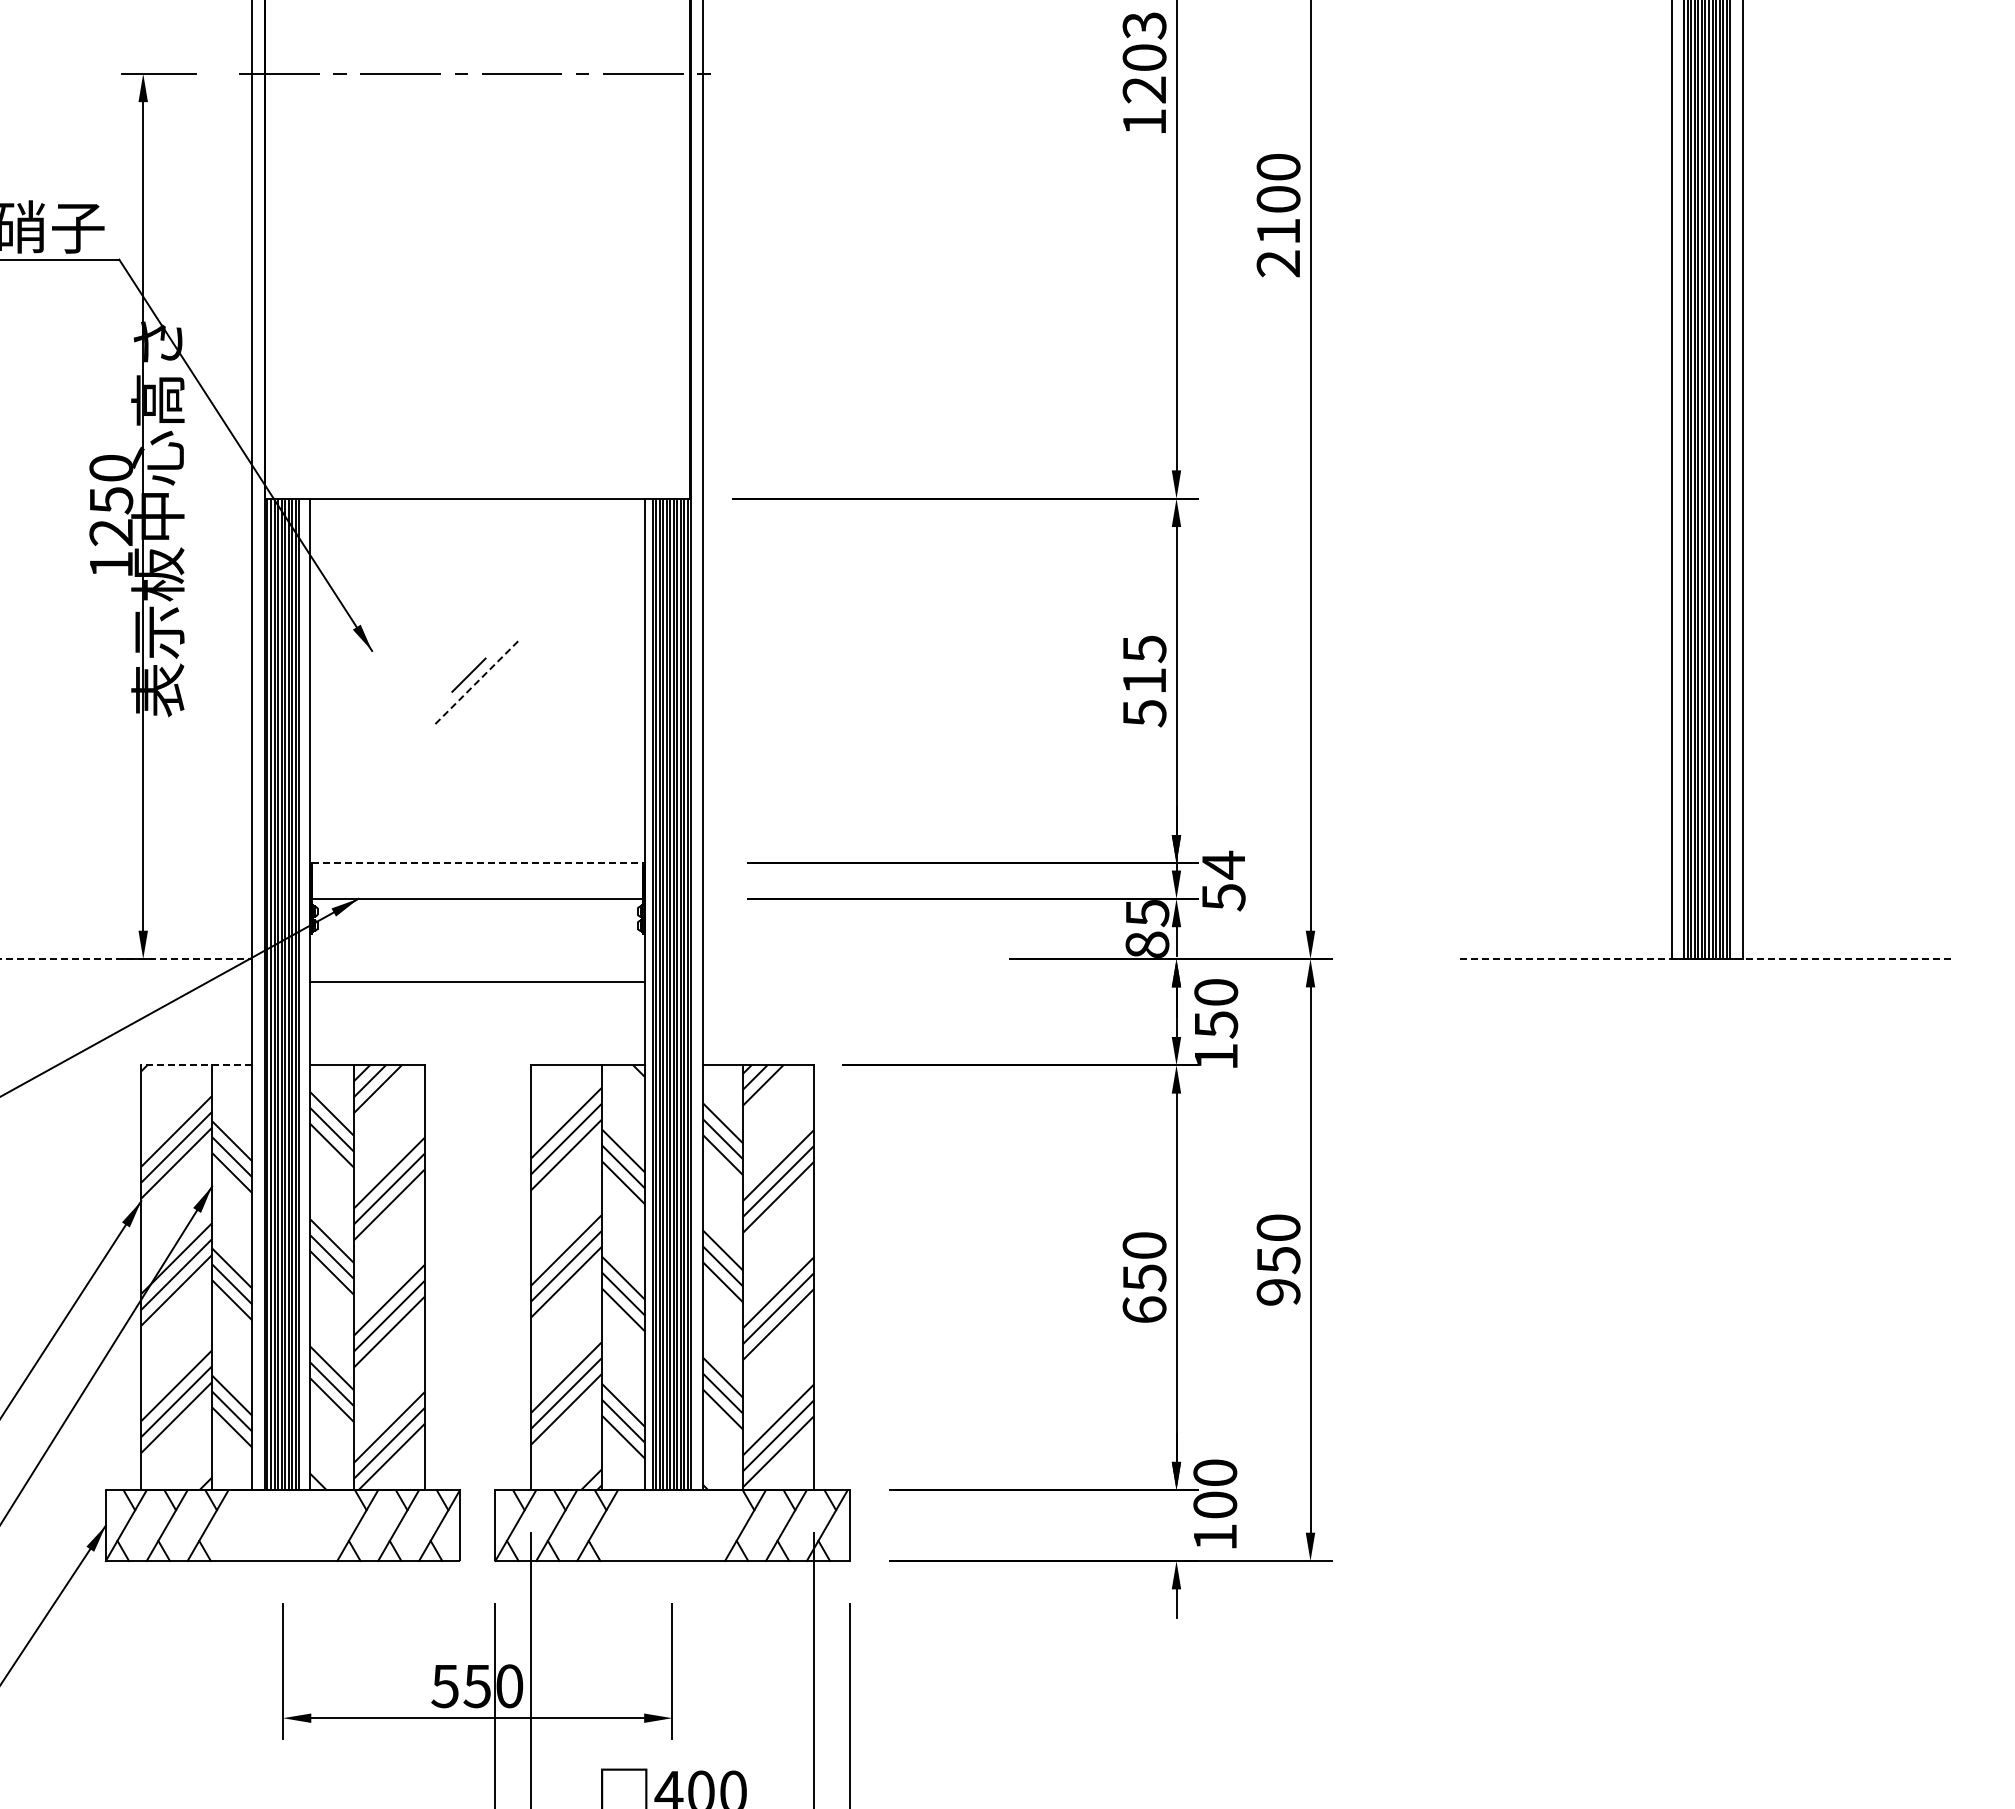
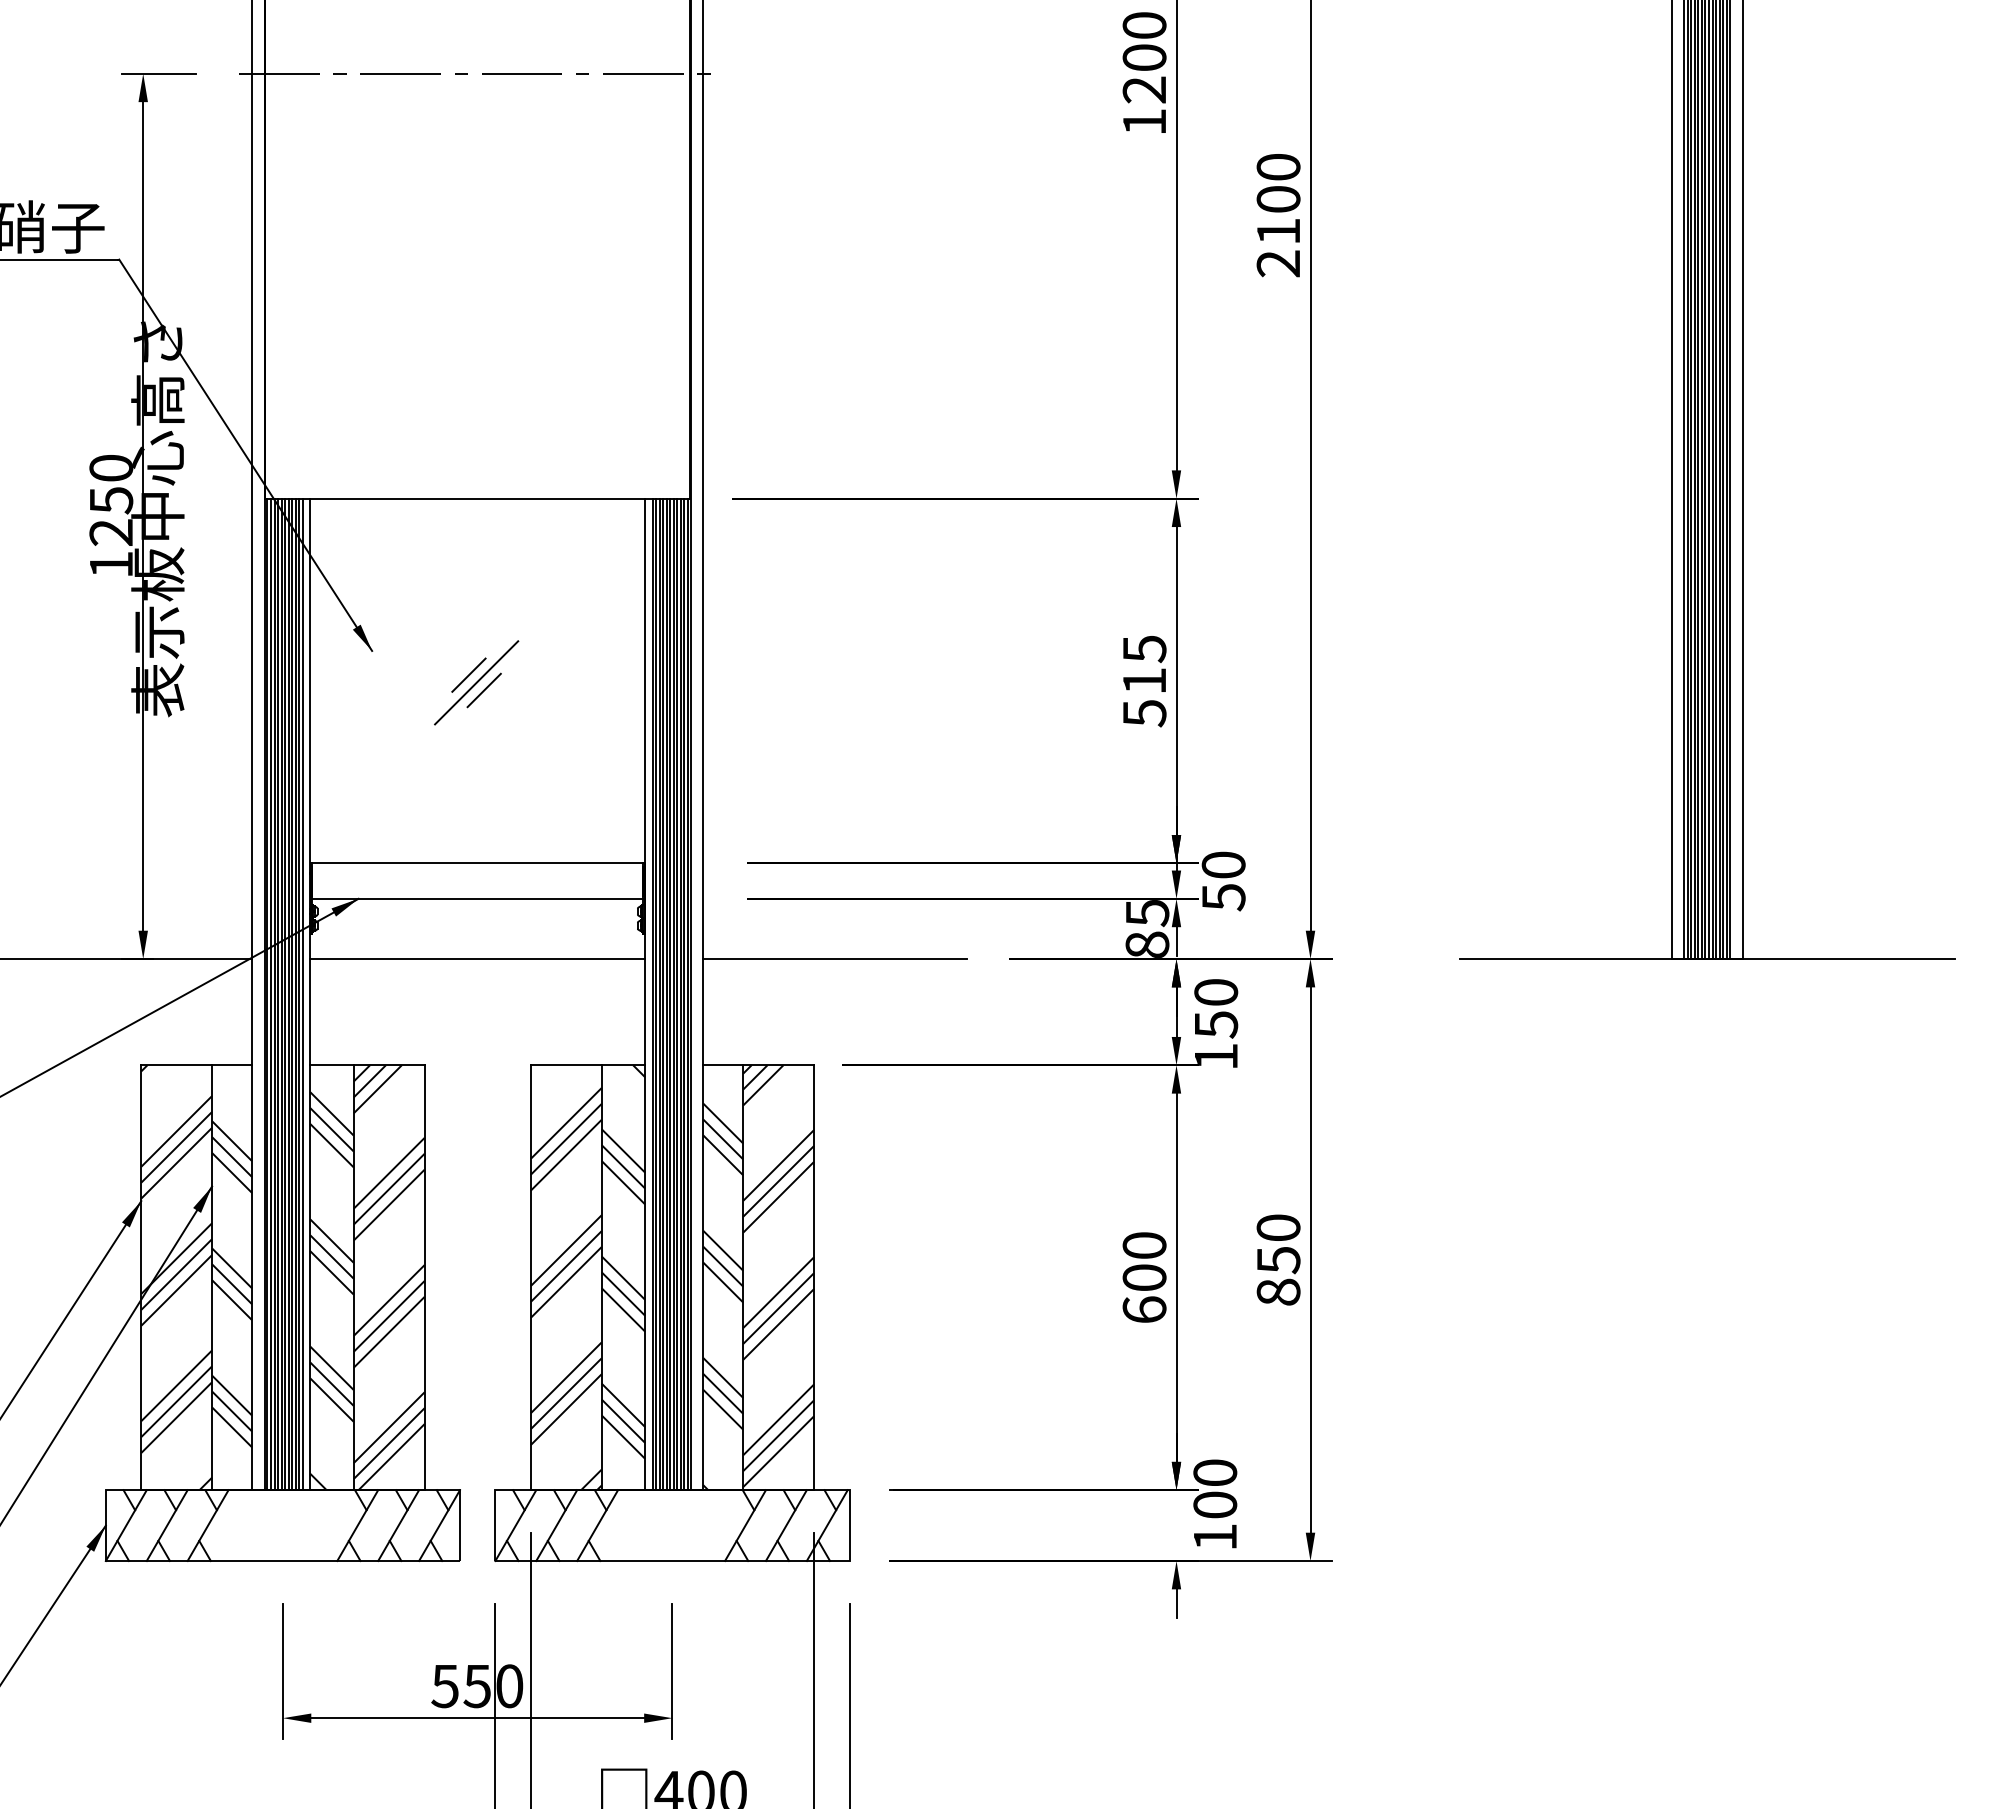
text: 1203 -> 1200 (1144, 25)
line: dashed -> solid (476, 682)
line: none -> present (483, 690)
line: dashed -> solid (478, 863)
text: 54 -> 50 (1223, 864)
line: dashed -> solid (126, 959)
line: none -> present (835, 959)
line: dashed -> solid (1707, 959)
line position: (477, 982) -> (477, 959) (477, 959)
line: none -> present (302, 994)
line: dashed -> solid (196, 1065)
text: 650 -> 600 (1144, 1277)
text: 950 -> 850 (1278, 1291)
